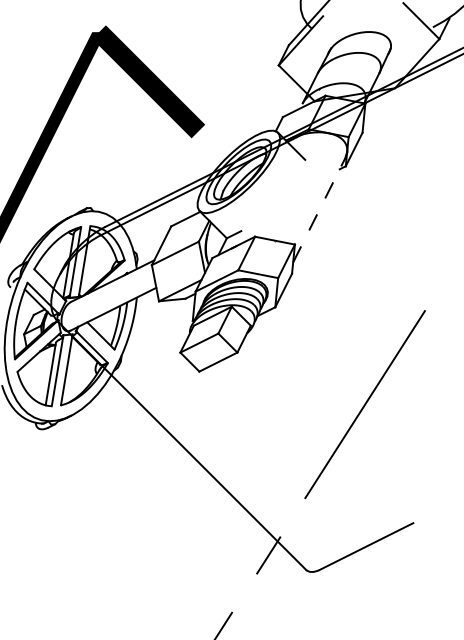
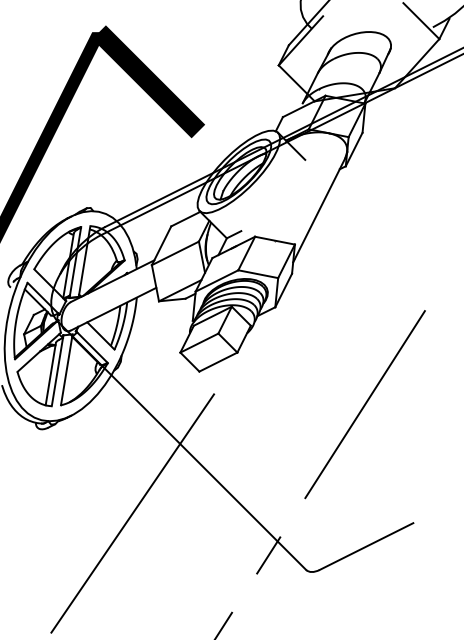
line: dashed -> solid (319, 210)
line: none -> present (132, 513)
